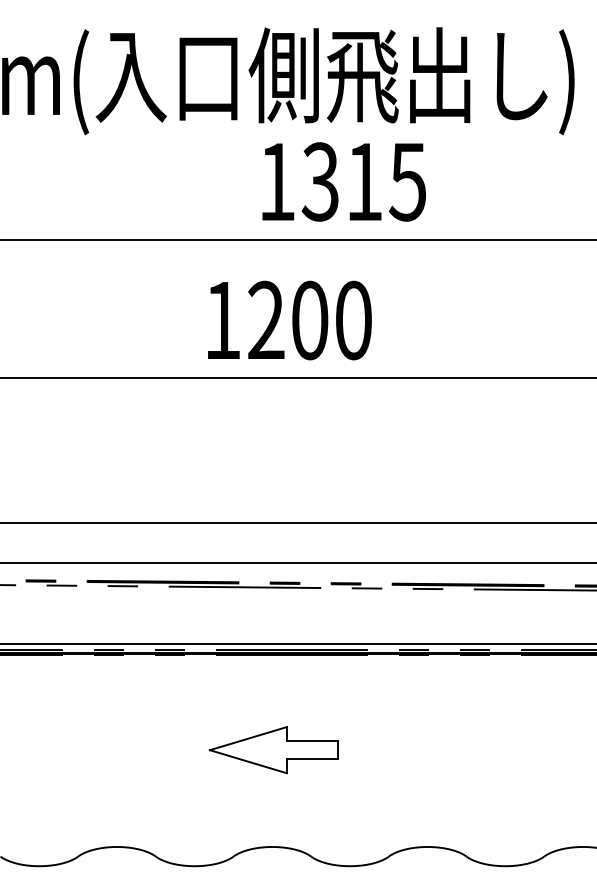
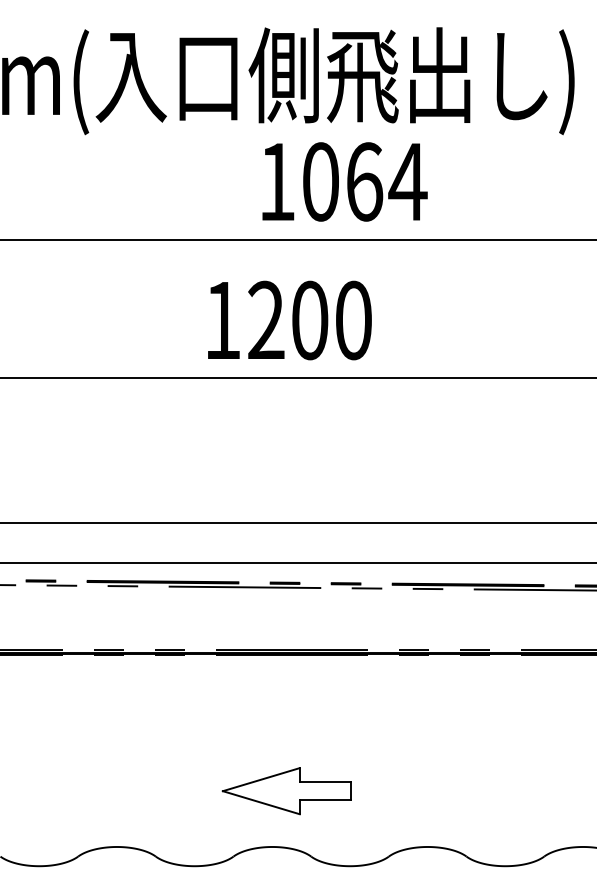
text: 1315 -> 1064 (364, 181)
line: present -> none (297, 644)
part position: (273, 750) -> (286, 791) (286, 791)
